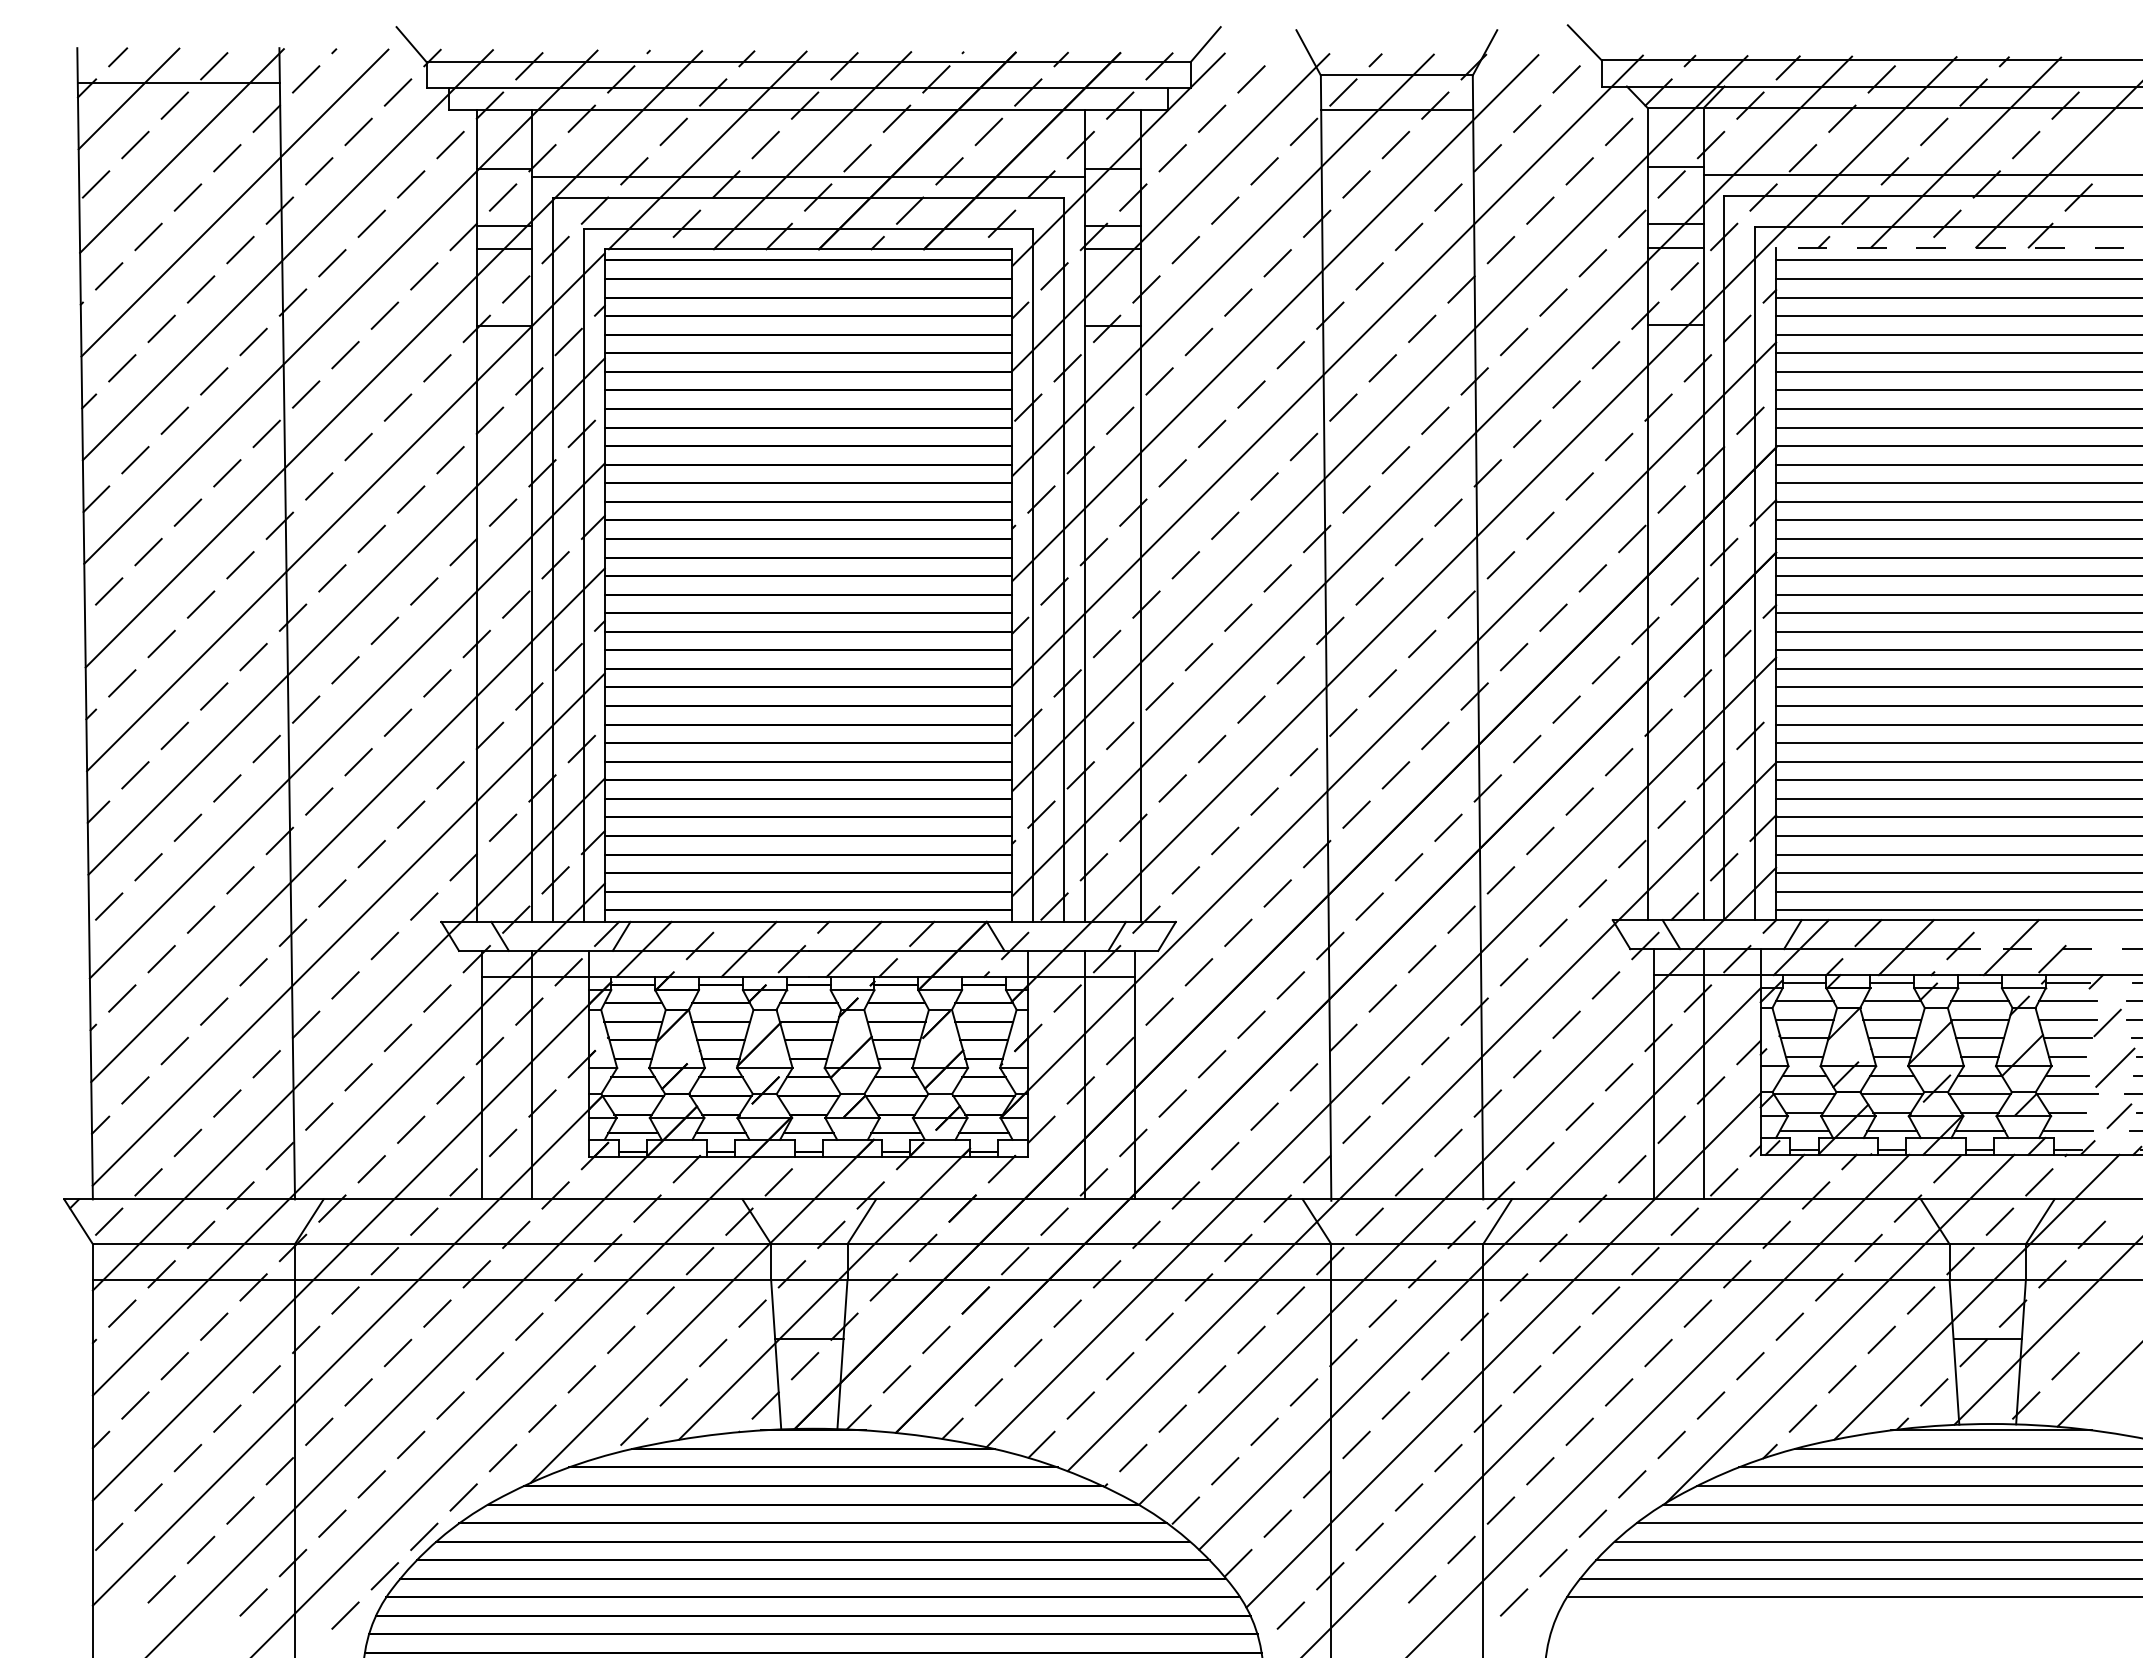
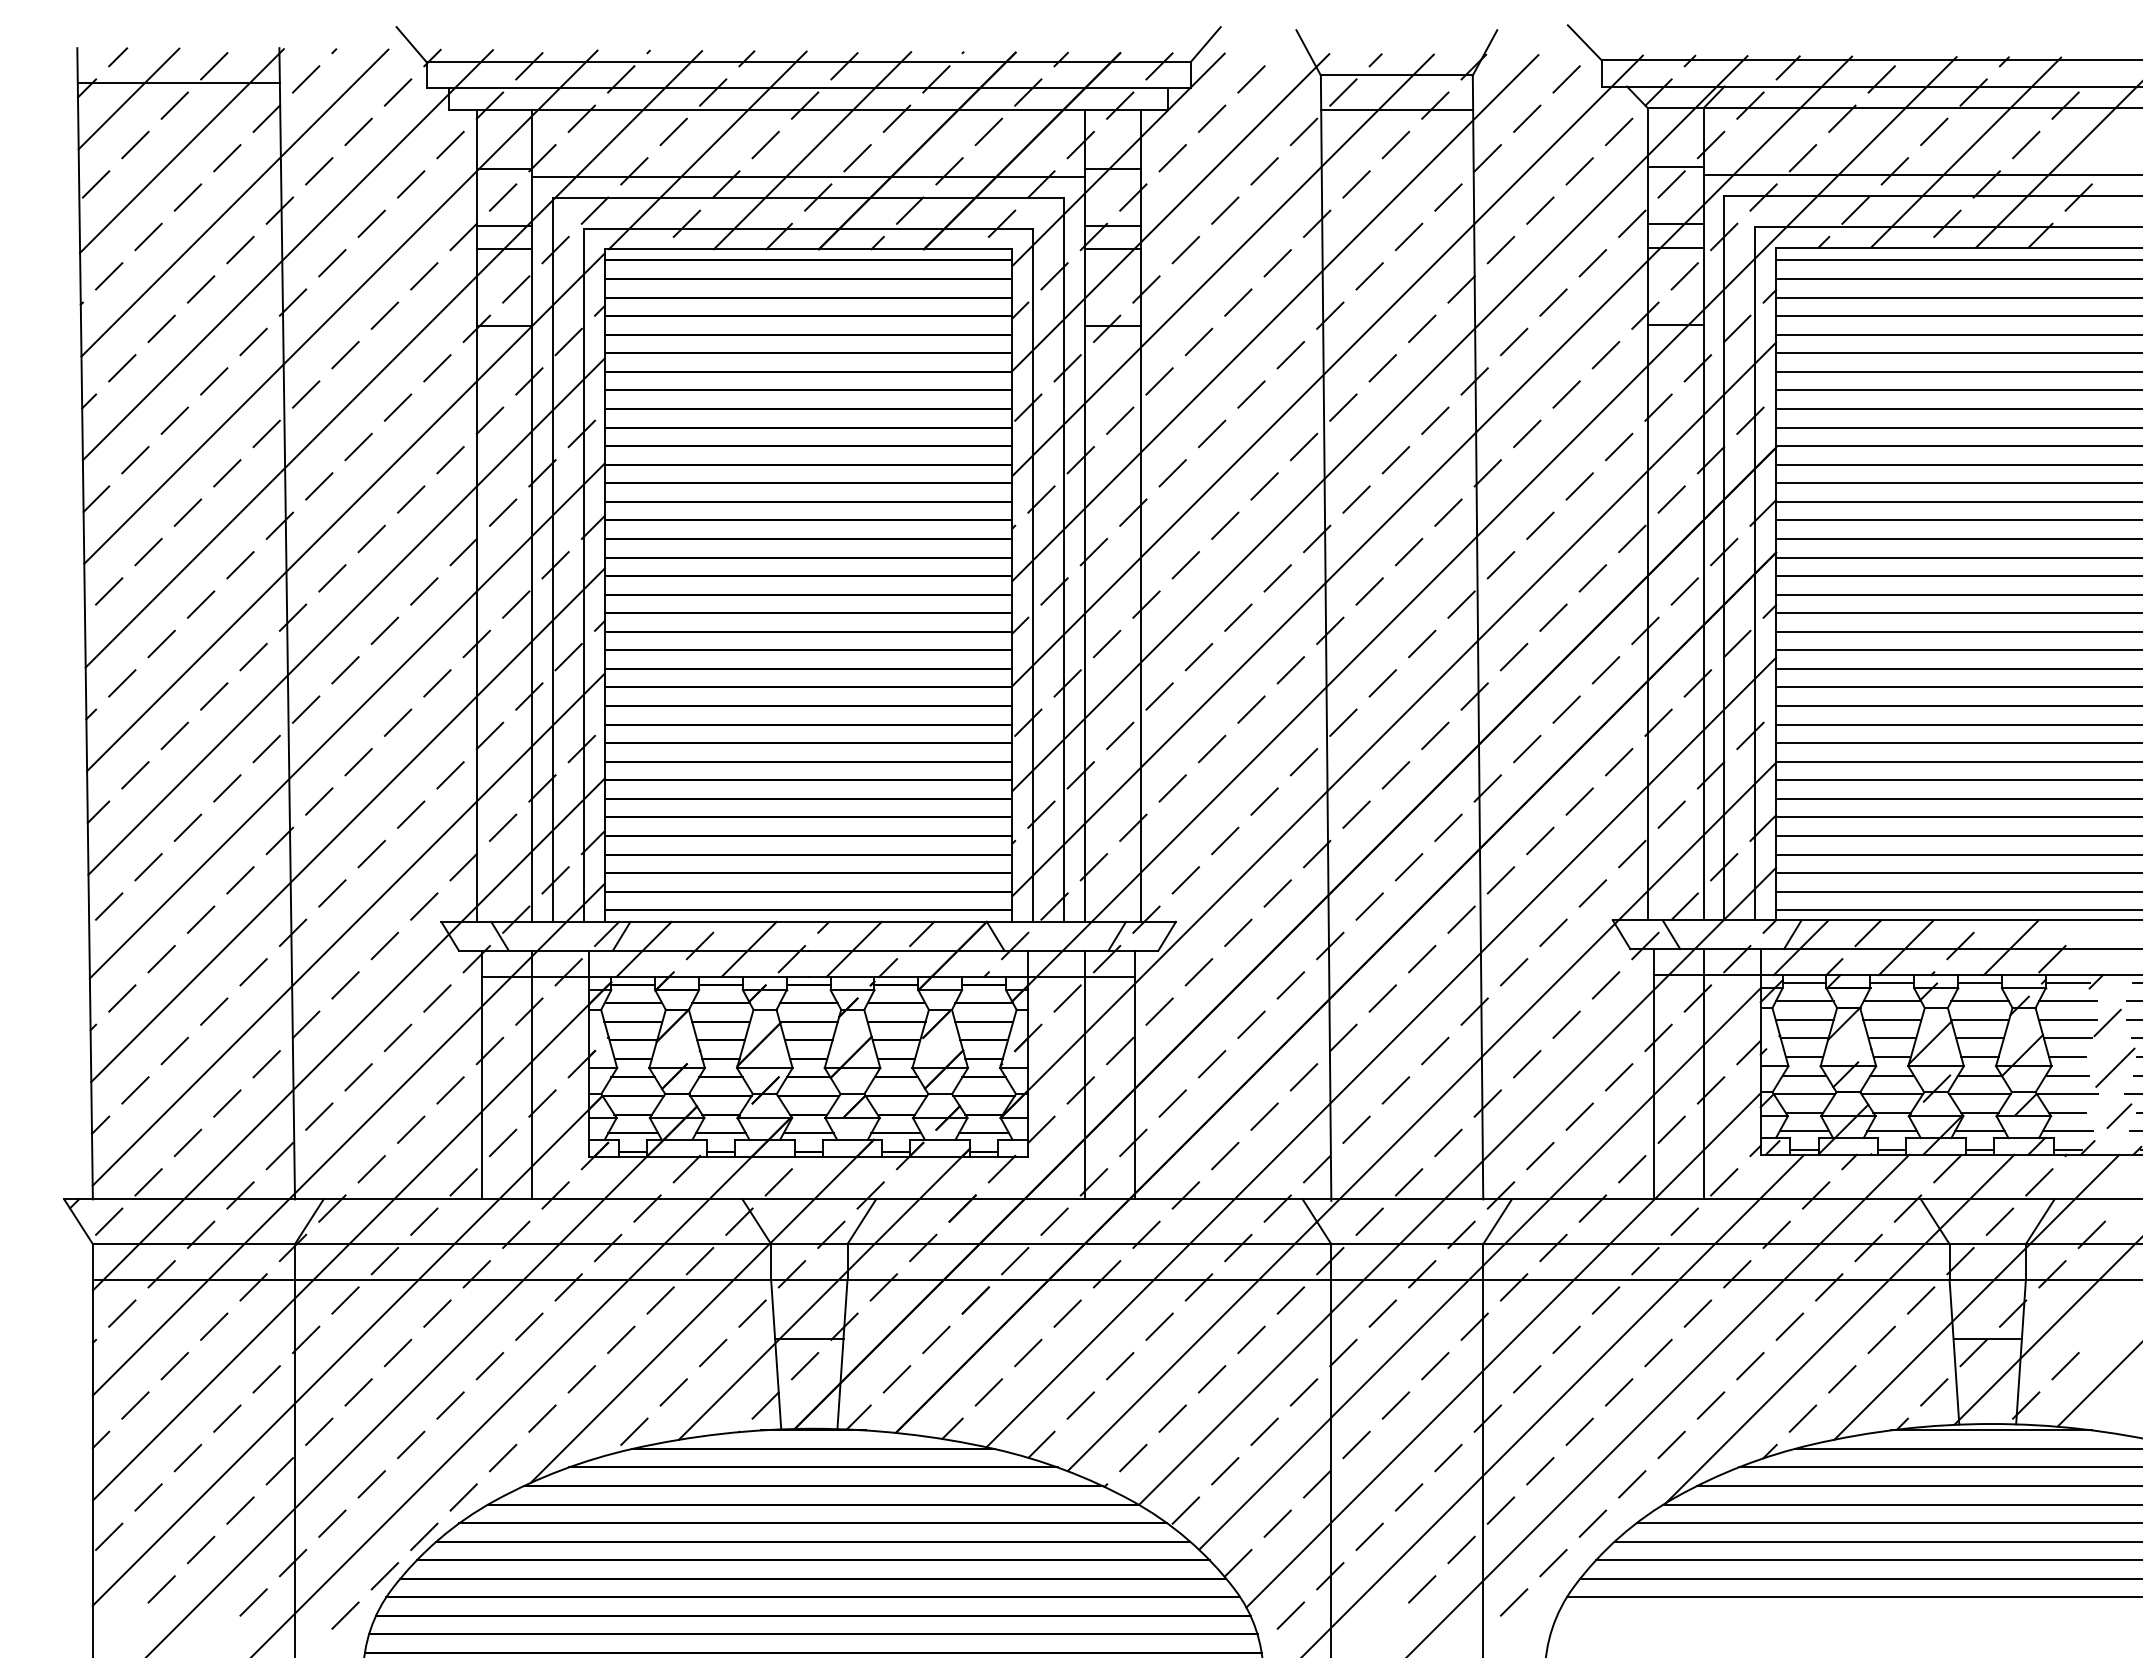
line: dashed -> solid (1958, 247)
line: dashed -> solid (2060, 949)
